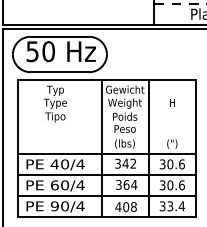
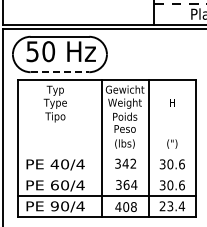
line: solid -> dashed (60, 72)
line: present -> none (107, 153)
line: present -> none (107, 174)
text: 33.4 -> 23.4 (162, 206)
